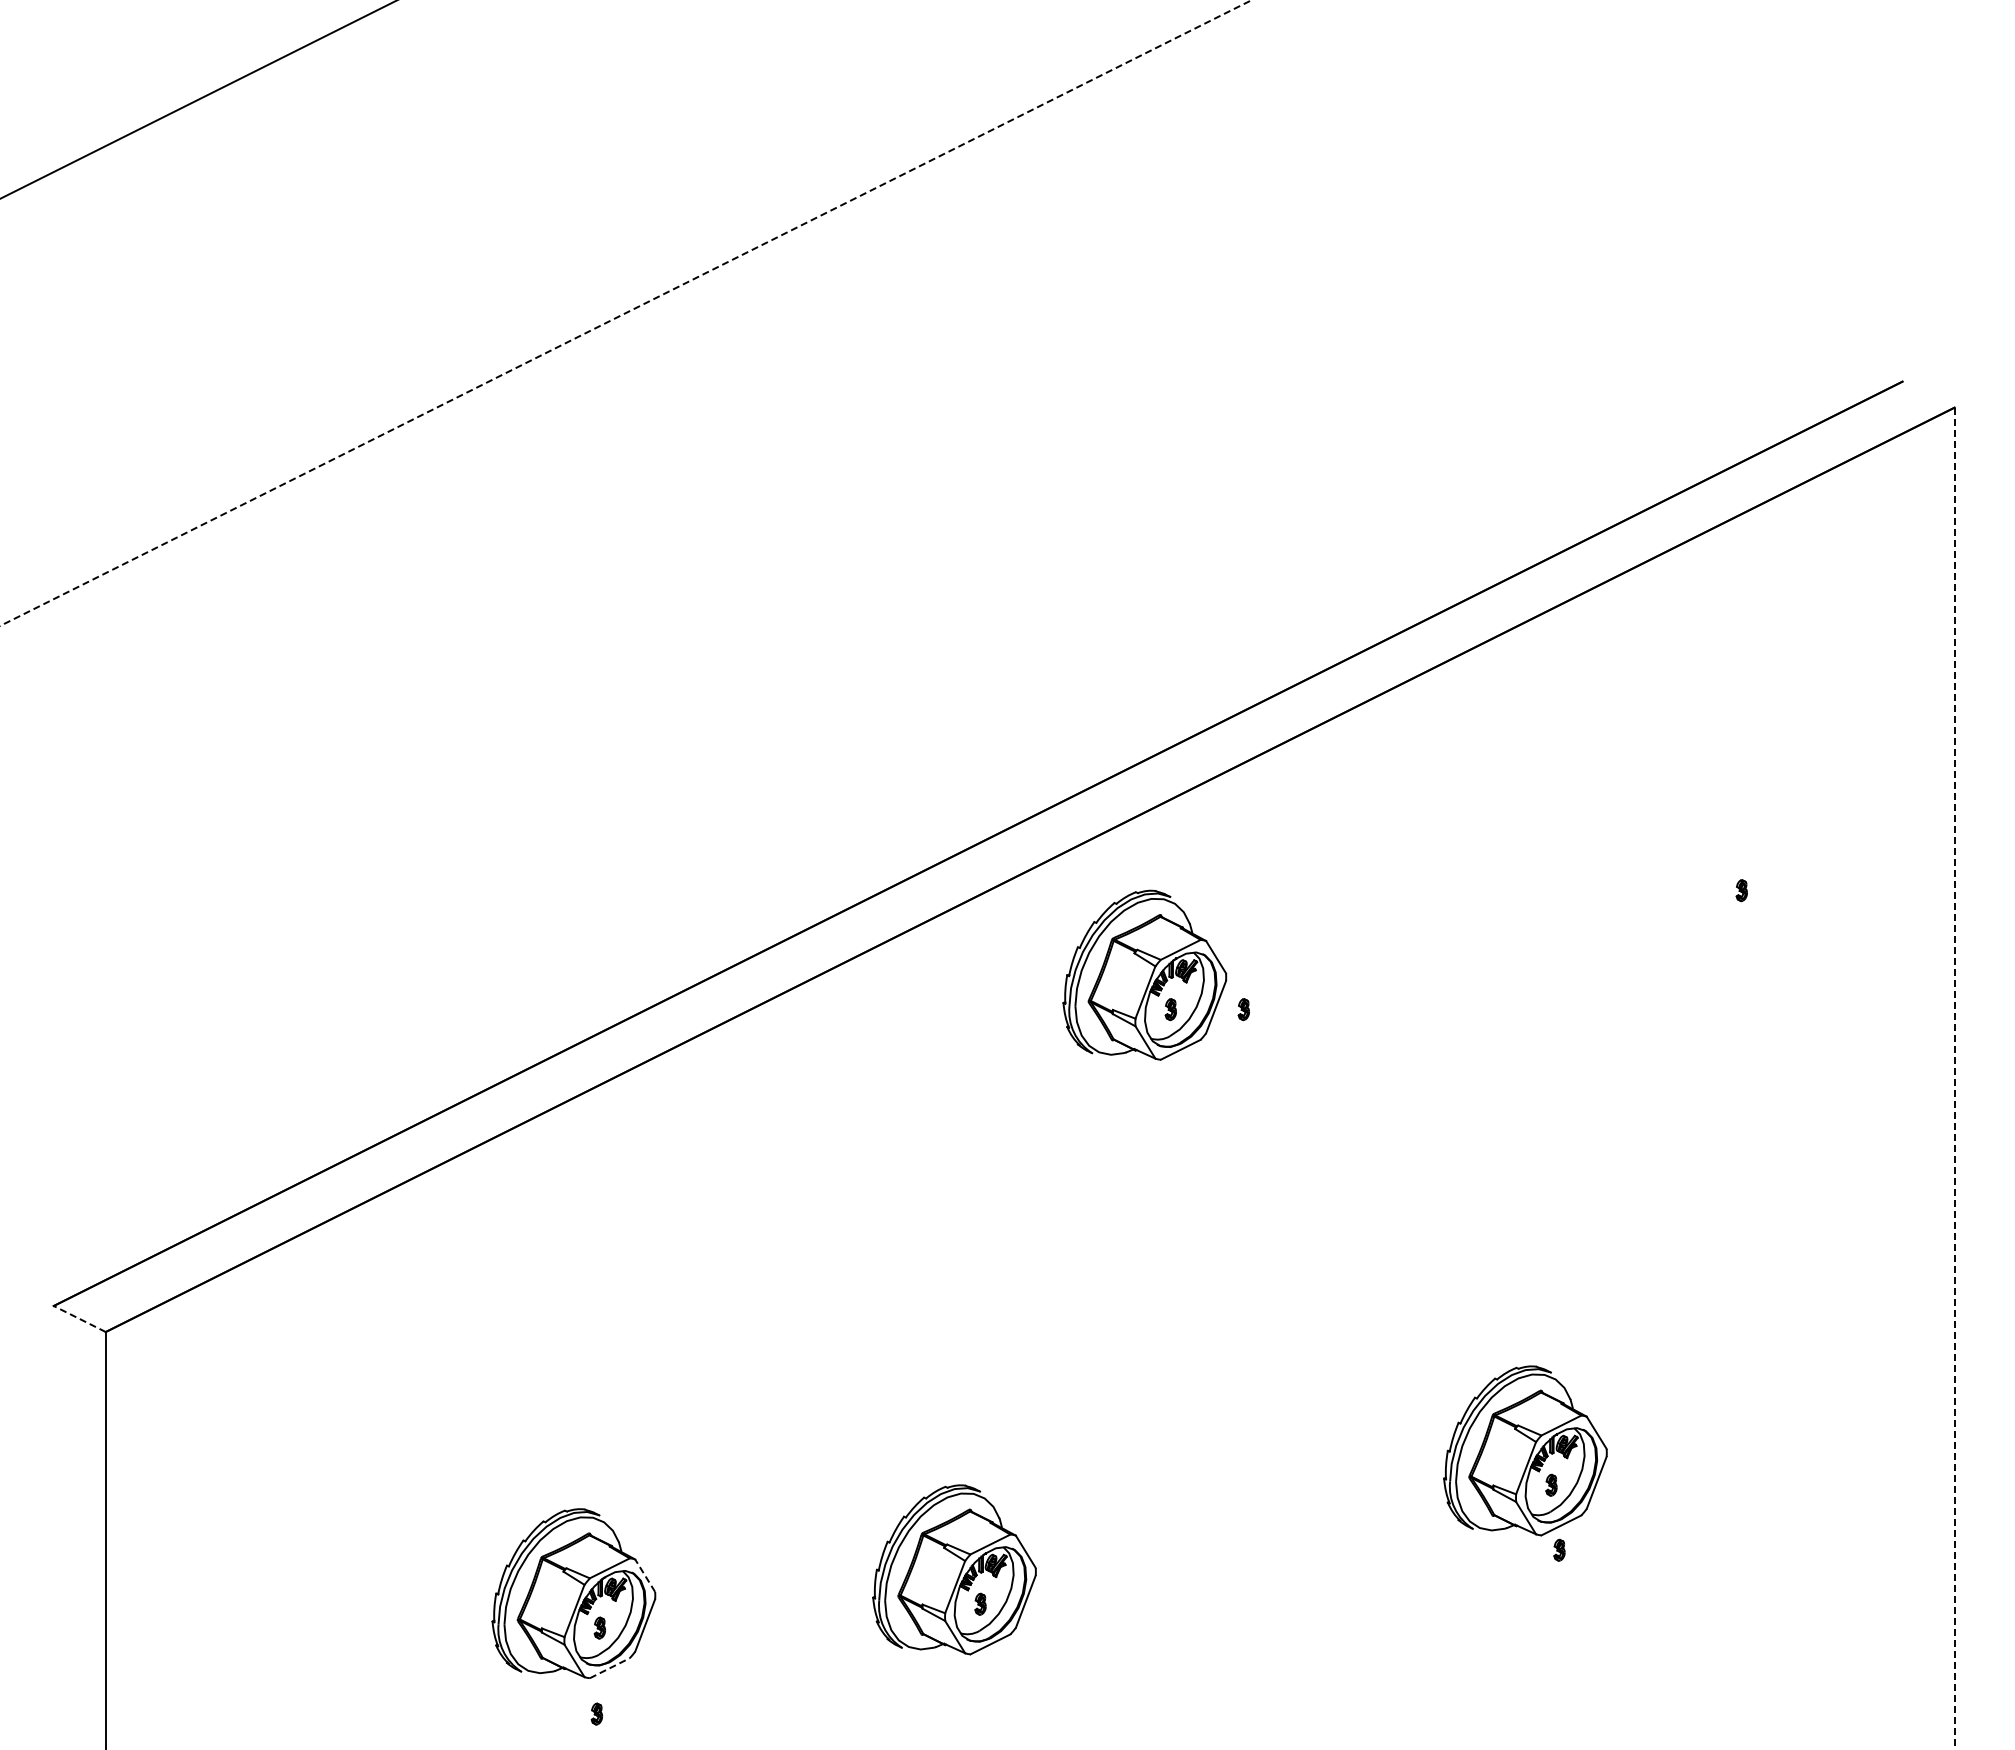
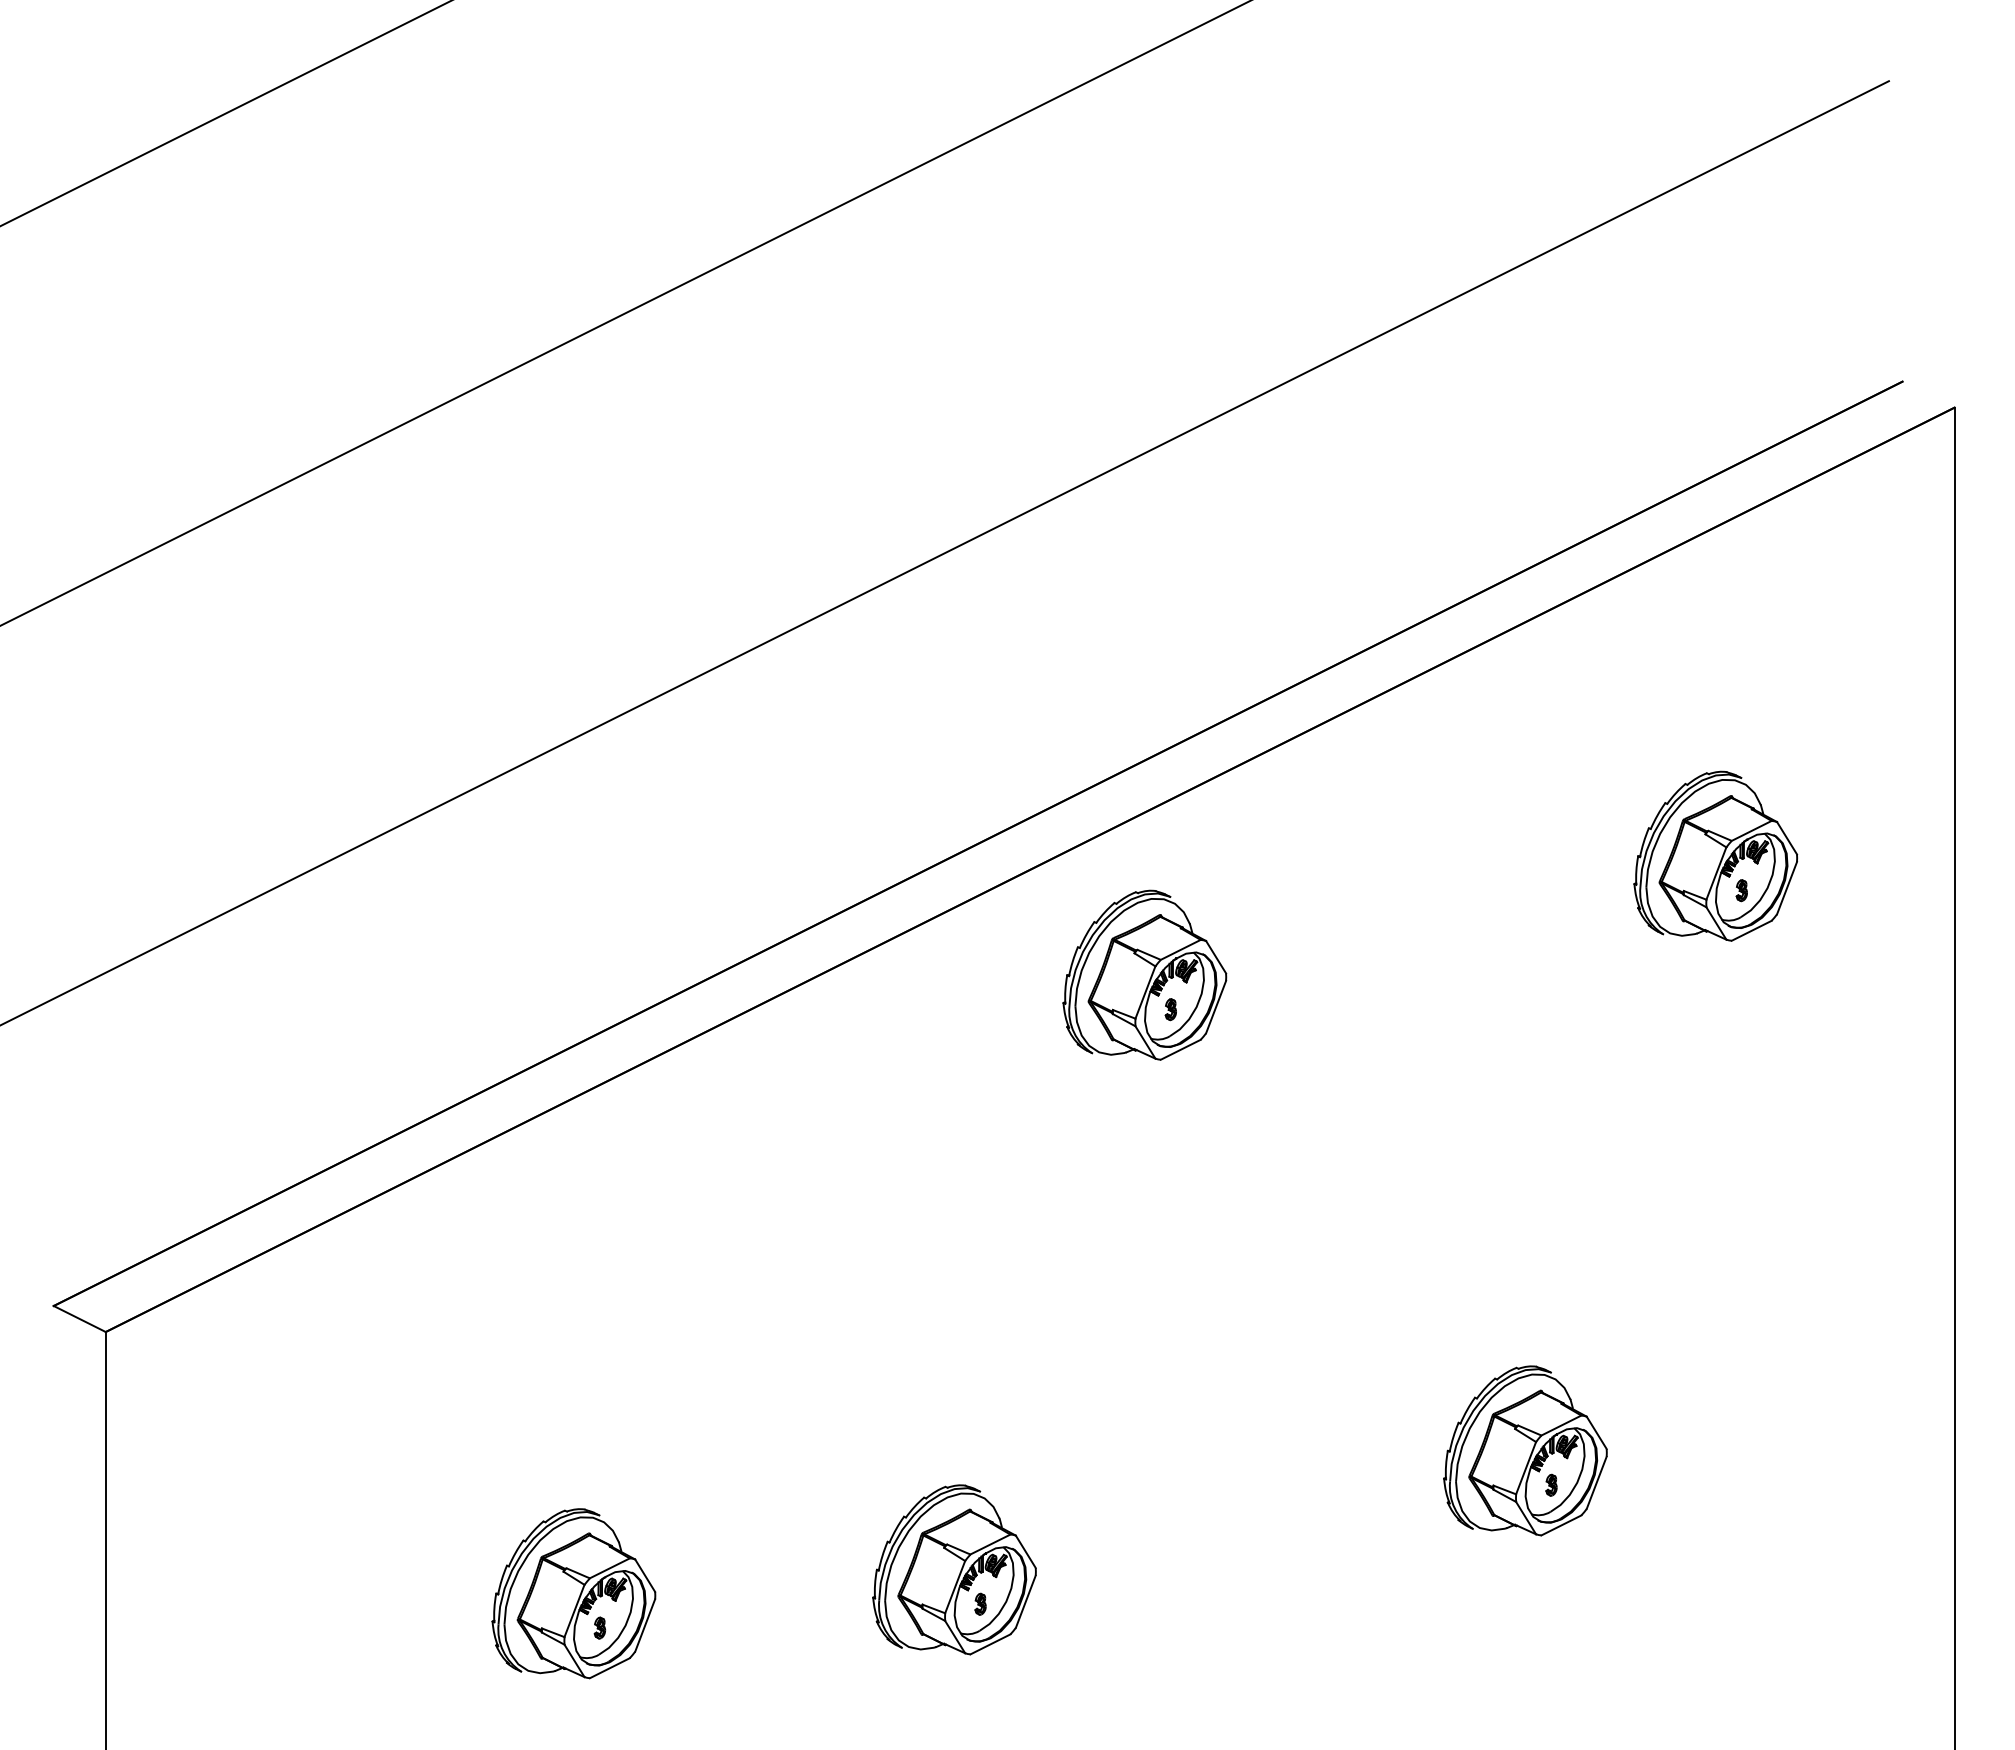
line position: (197, 99) -> (225, 113) (225, 113)
line: dashed -> solid (626, 312)
line: none -> present (945, 552)
part: none -> present (1715, 855)
part: present -> none (1243, 1009)
line: dashed -> solid (1954, 1079)
line: dashed -> solid (79, 1318)
part: present -> none (1559, 1549)
line: dashed -> solid (645, 1575)
line: dashed -> solid (610, 1668)
part: present -> none (596, 1713)
